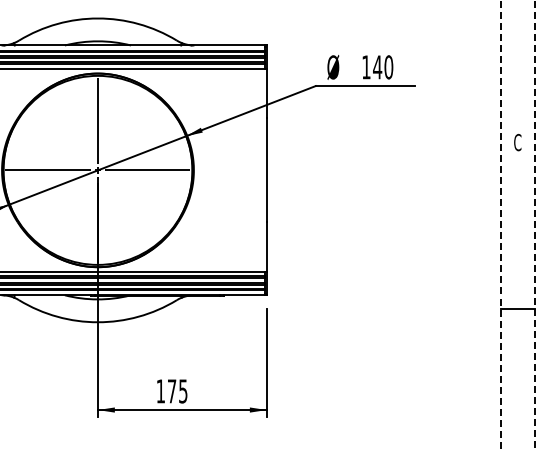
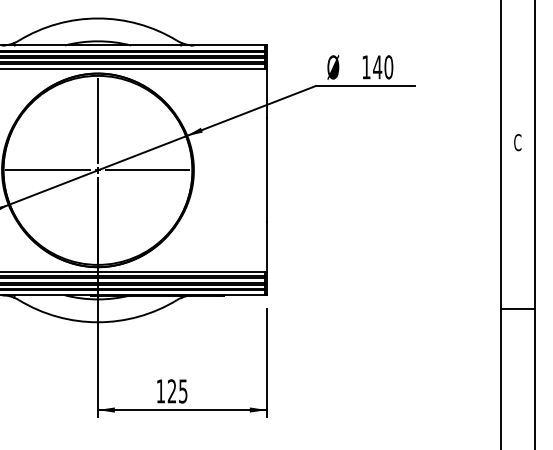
line: dashed -> solid (501, 225)
line: dashed -> solid (534, 225)
text: 175 -> 125 (171, 391)
